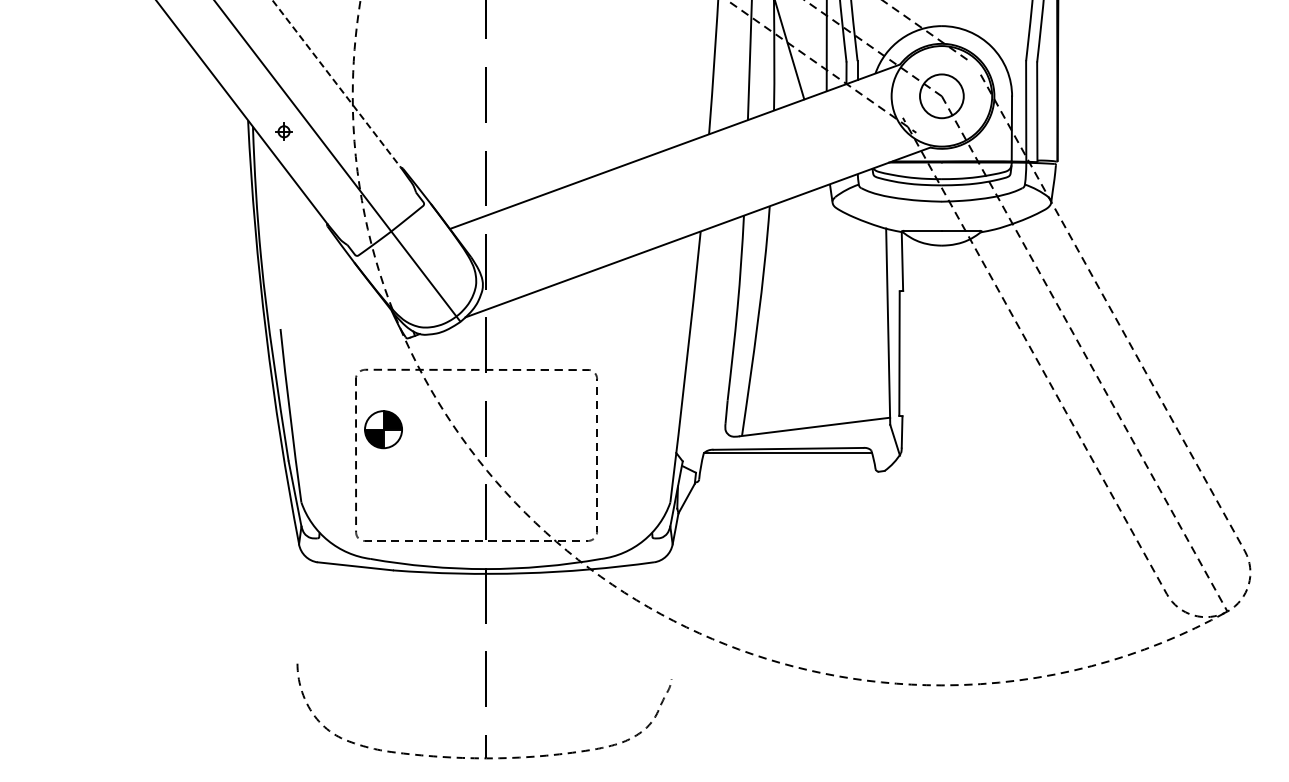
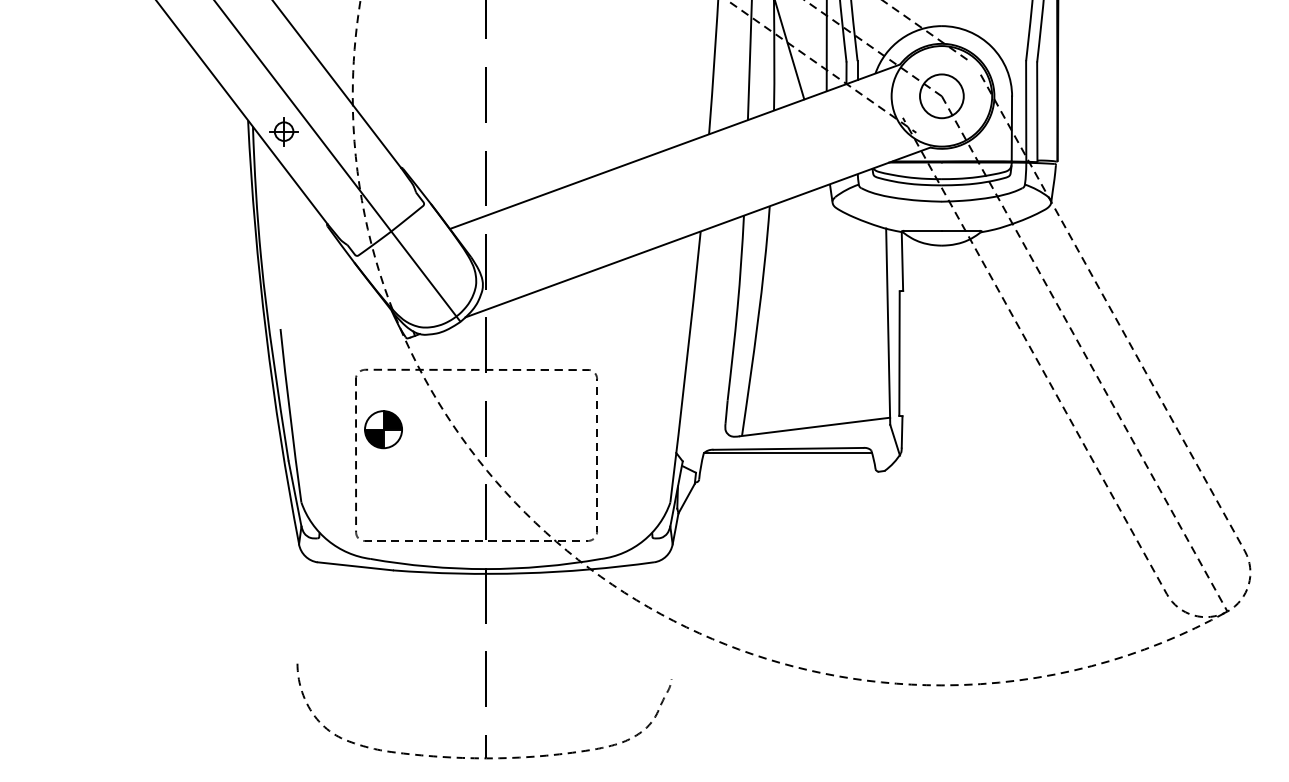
line: dashed -> solid (336, 84)
part size: 18x19 px -> 30x30 px (283, 131)
